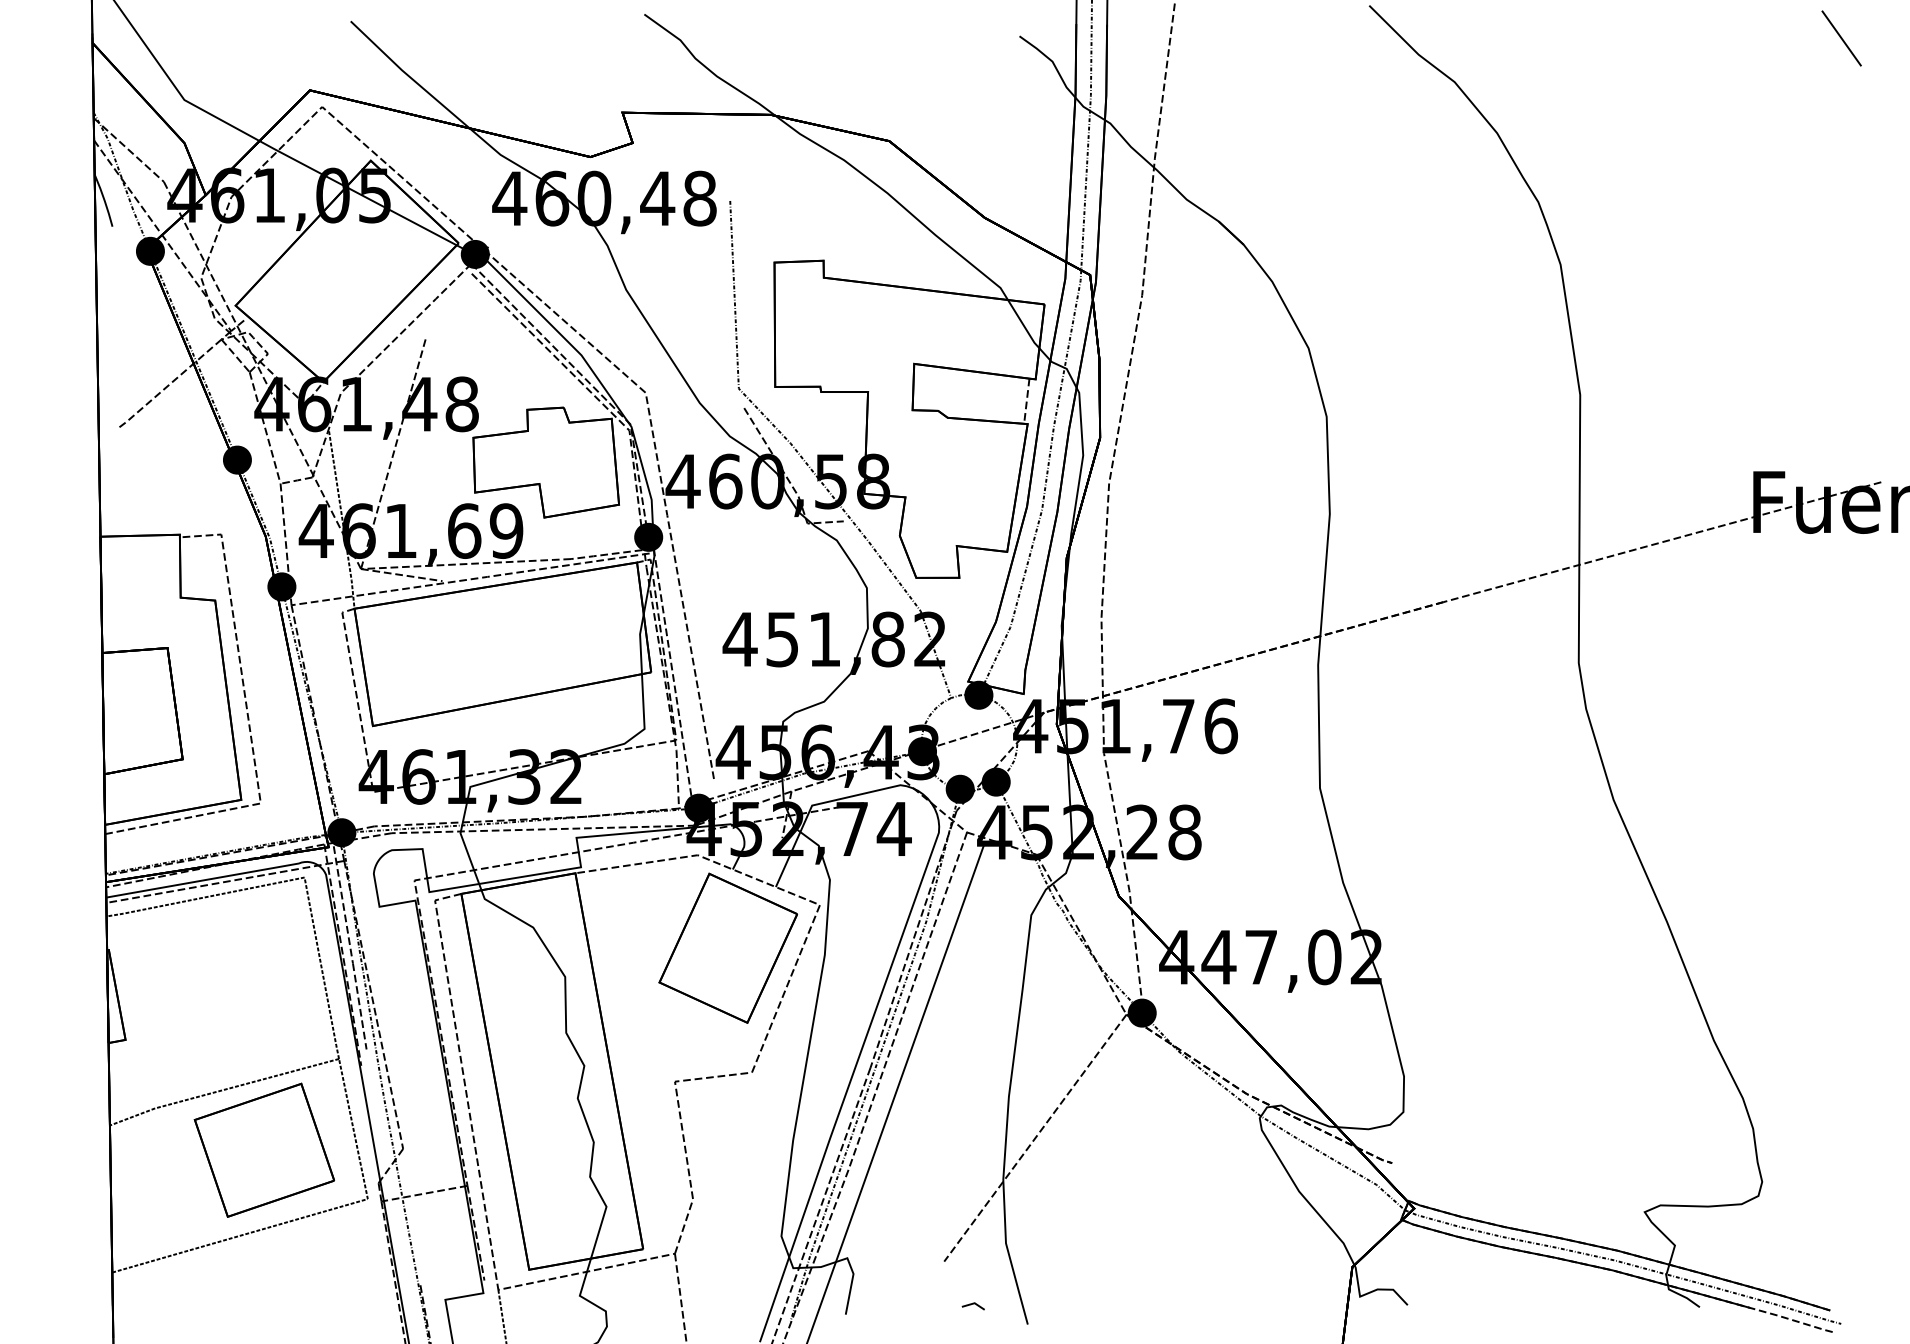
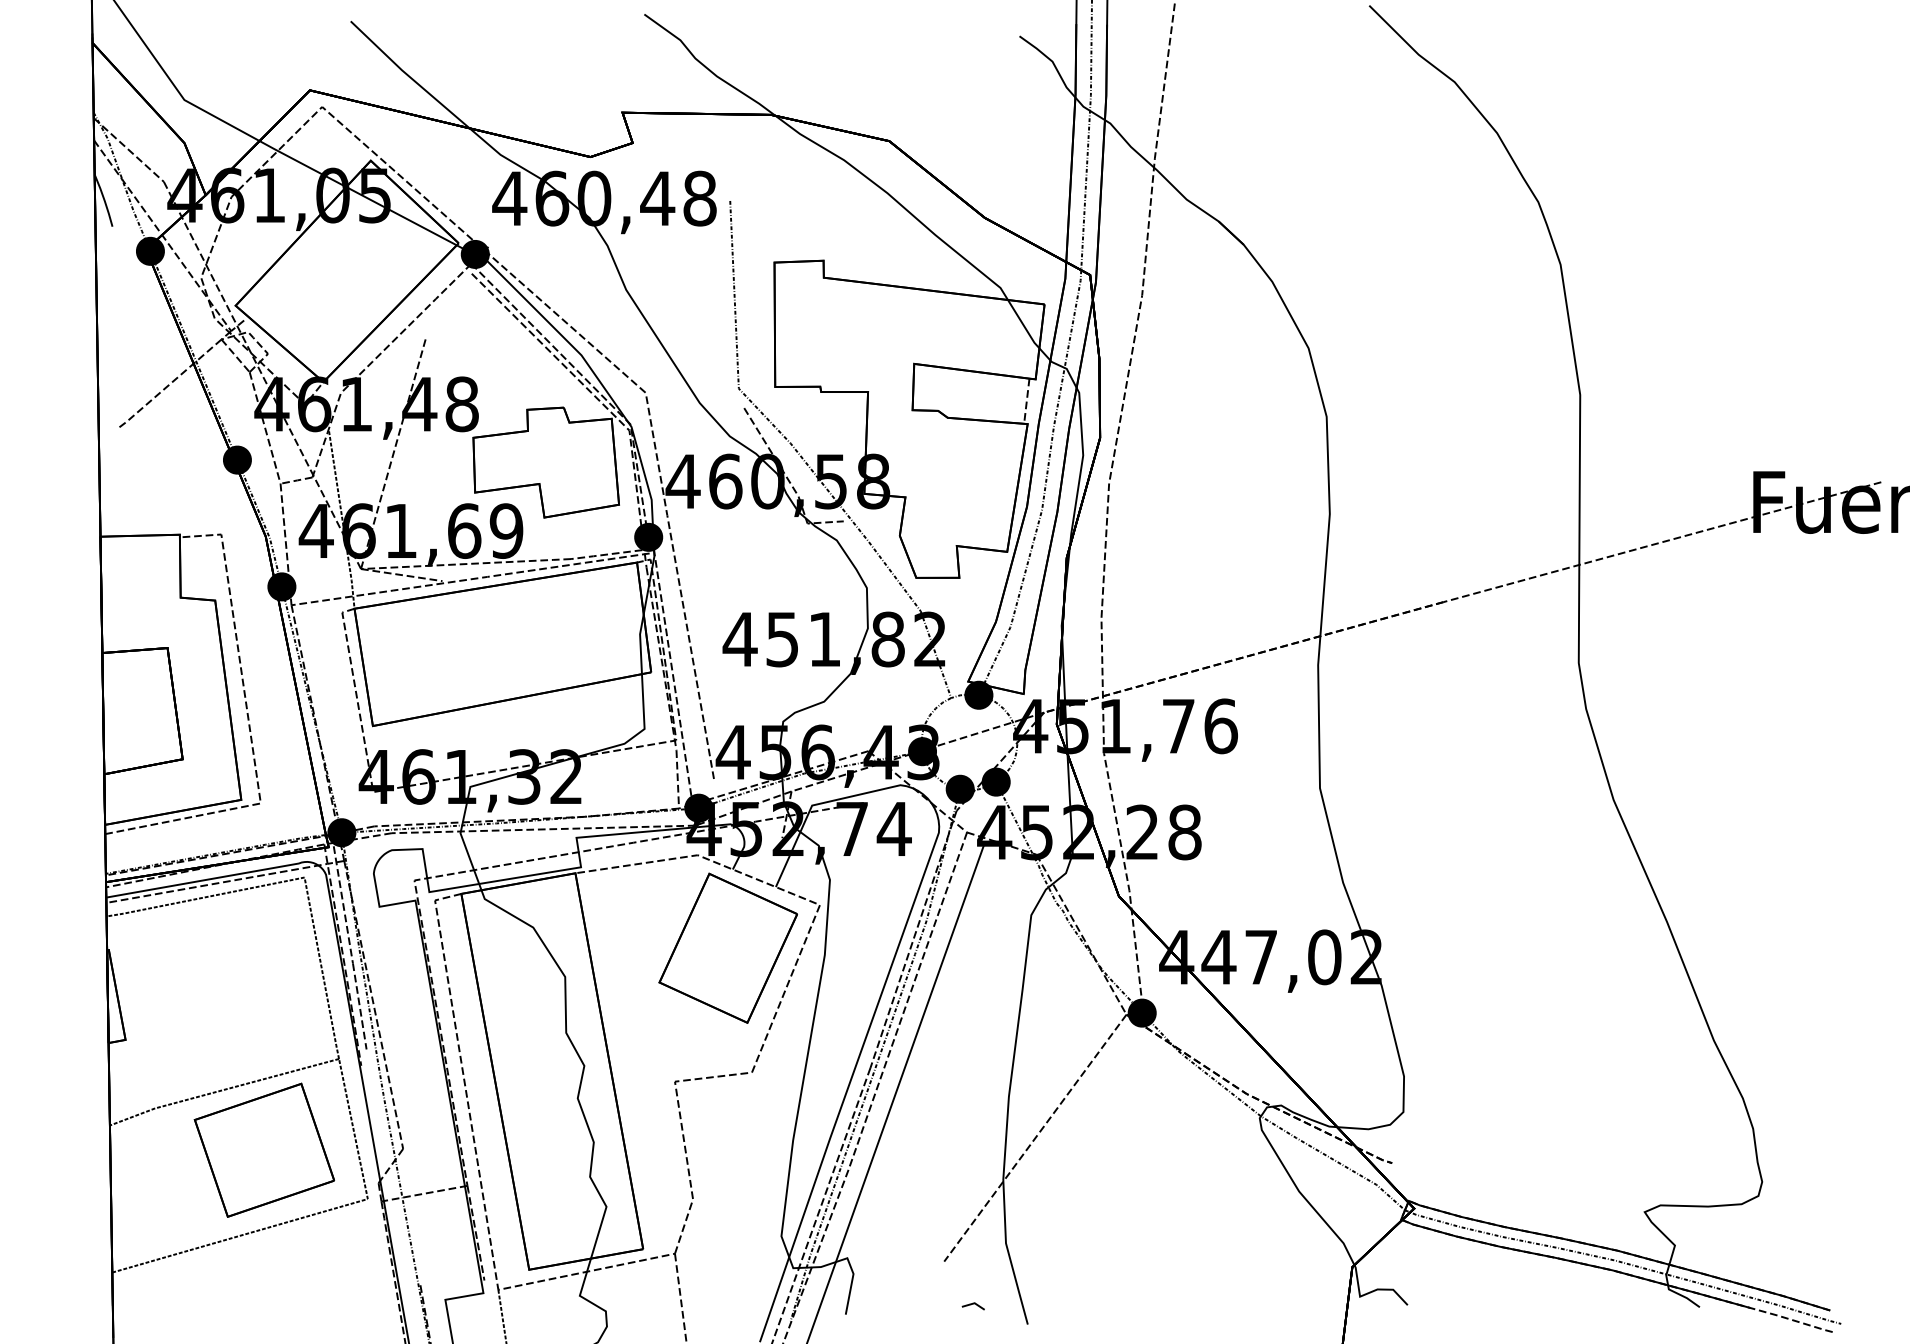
line: present -> none (1841, 38)
